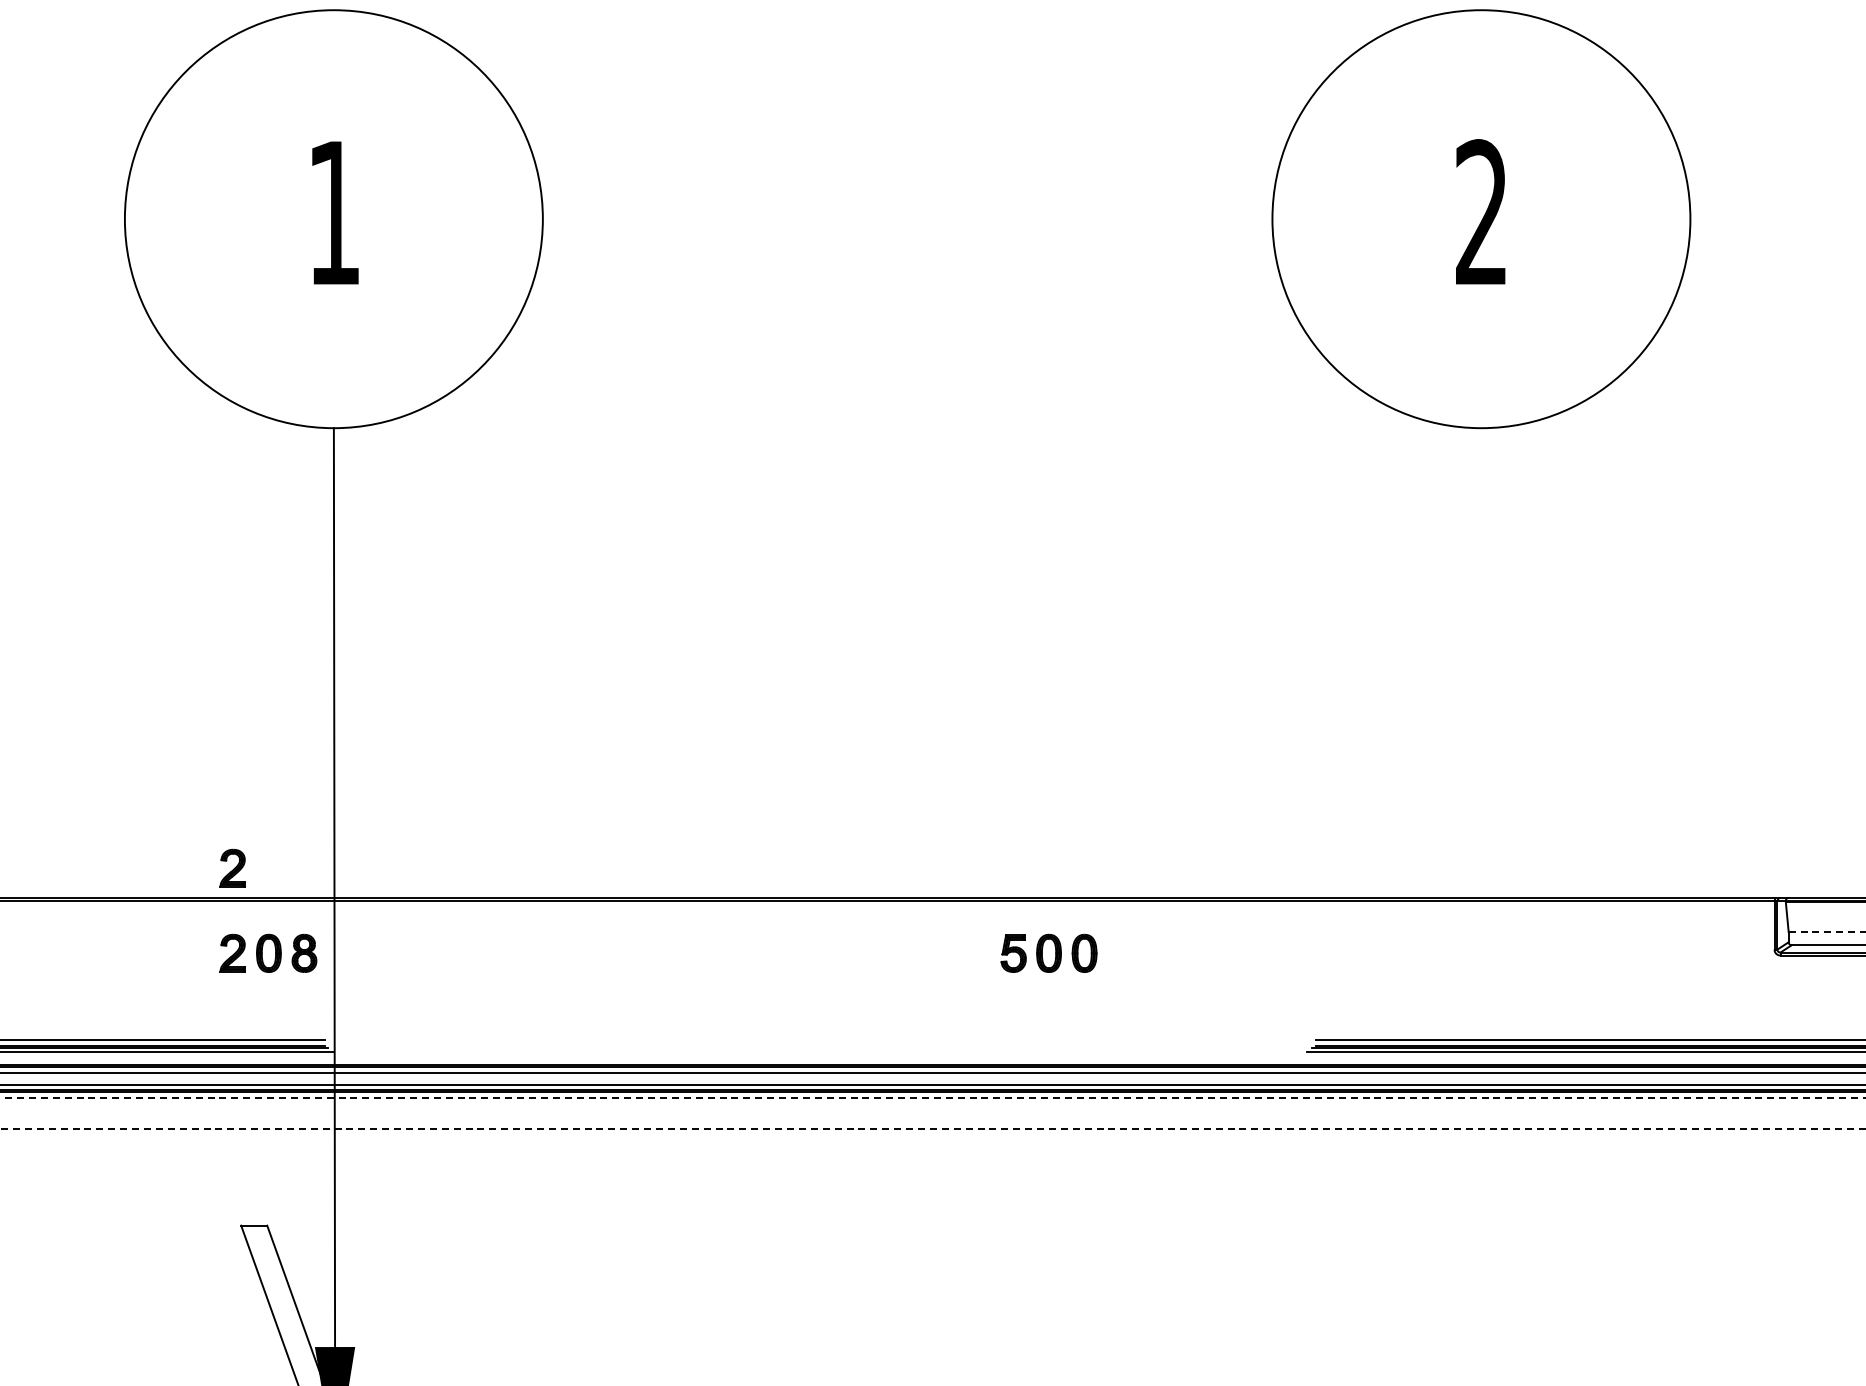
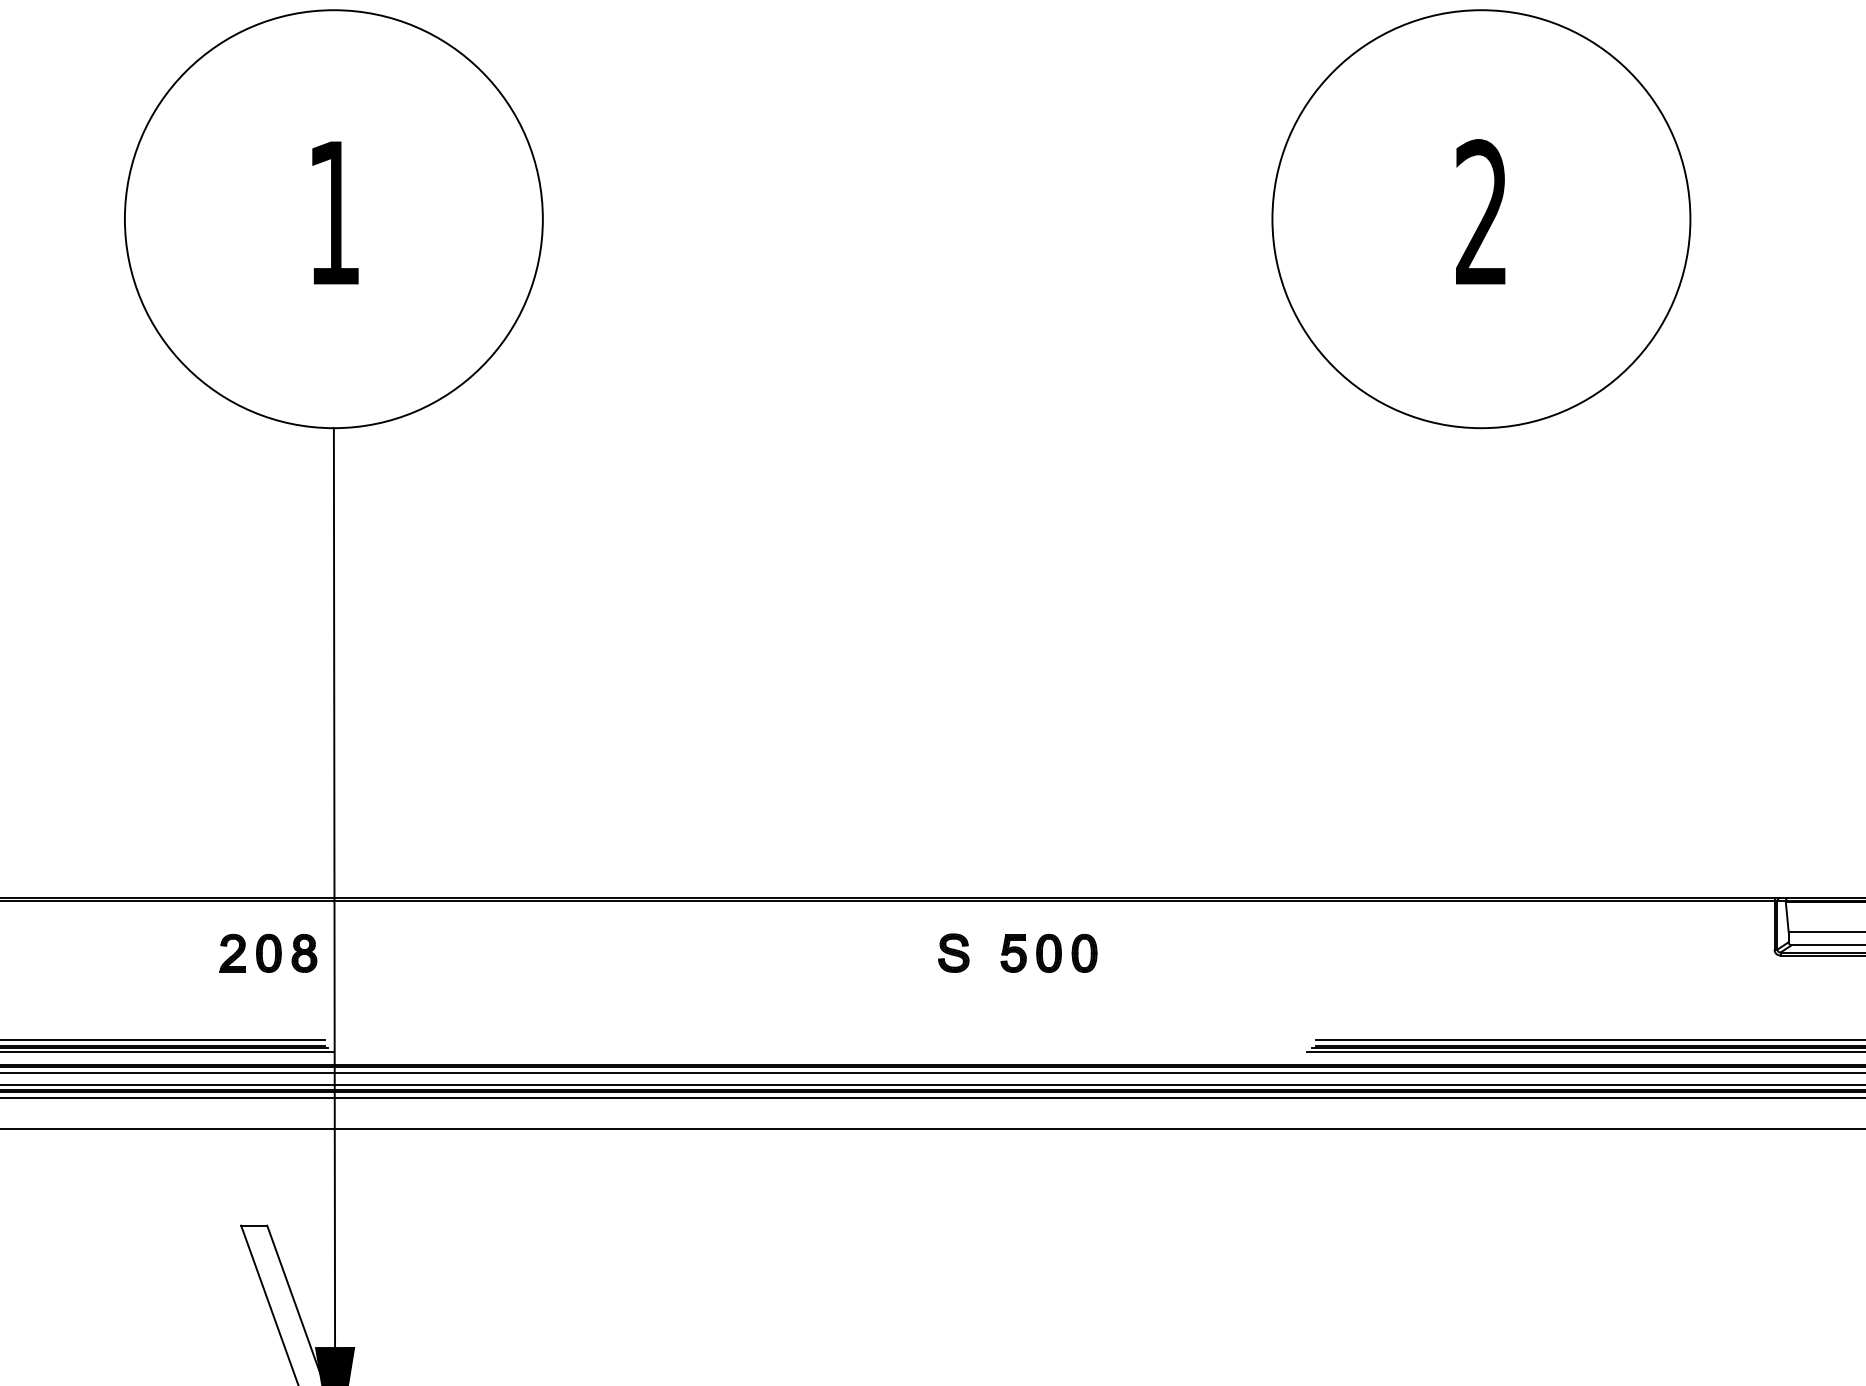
part: present -> none (232, 867)
line: dashed -> solid (1827, 931)
part: none -> present (953, 952)
line: dashed -> solid (933, 1098)
line: dashed -> solid (933, 1129)
